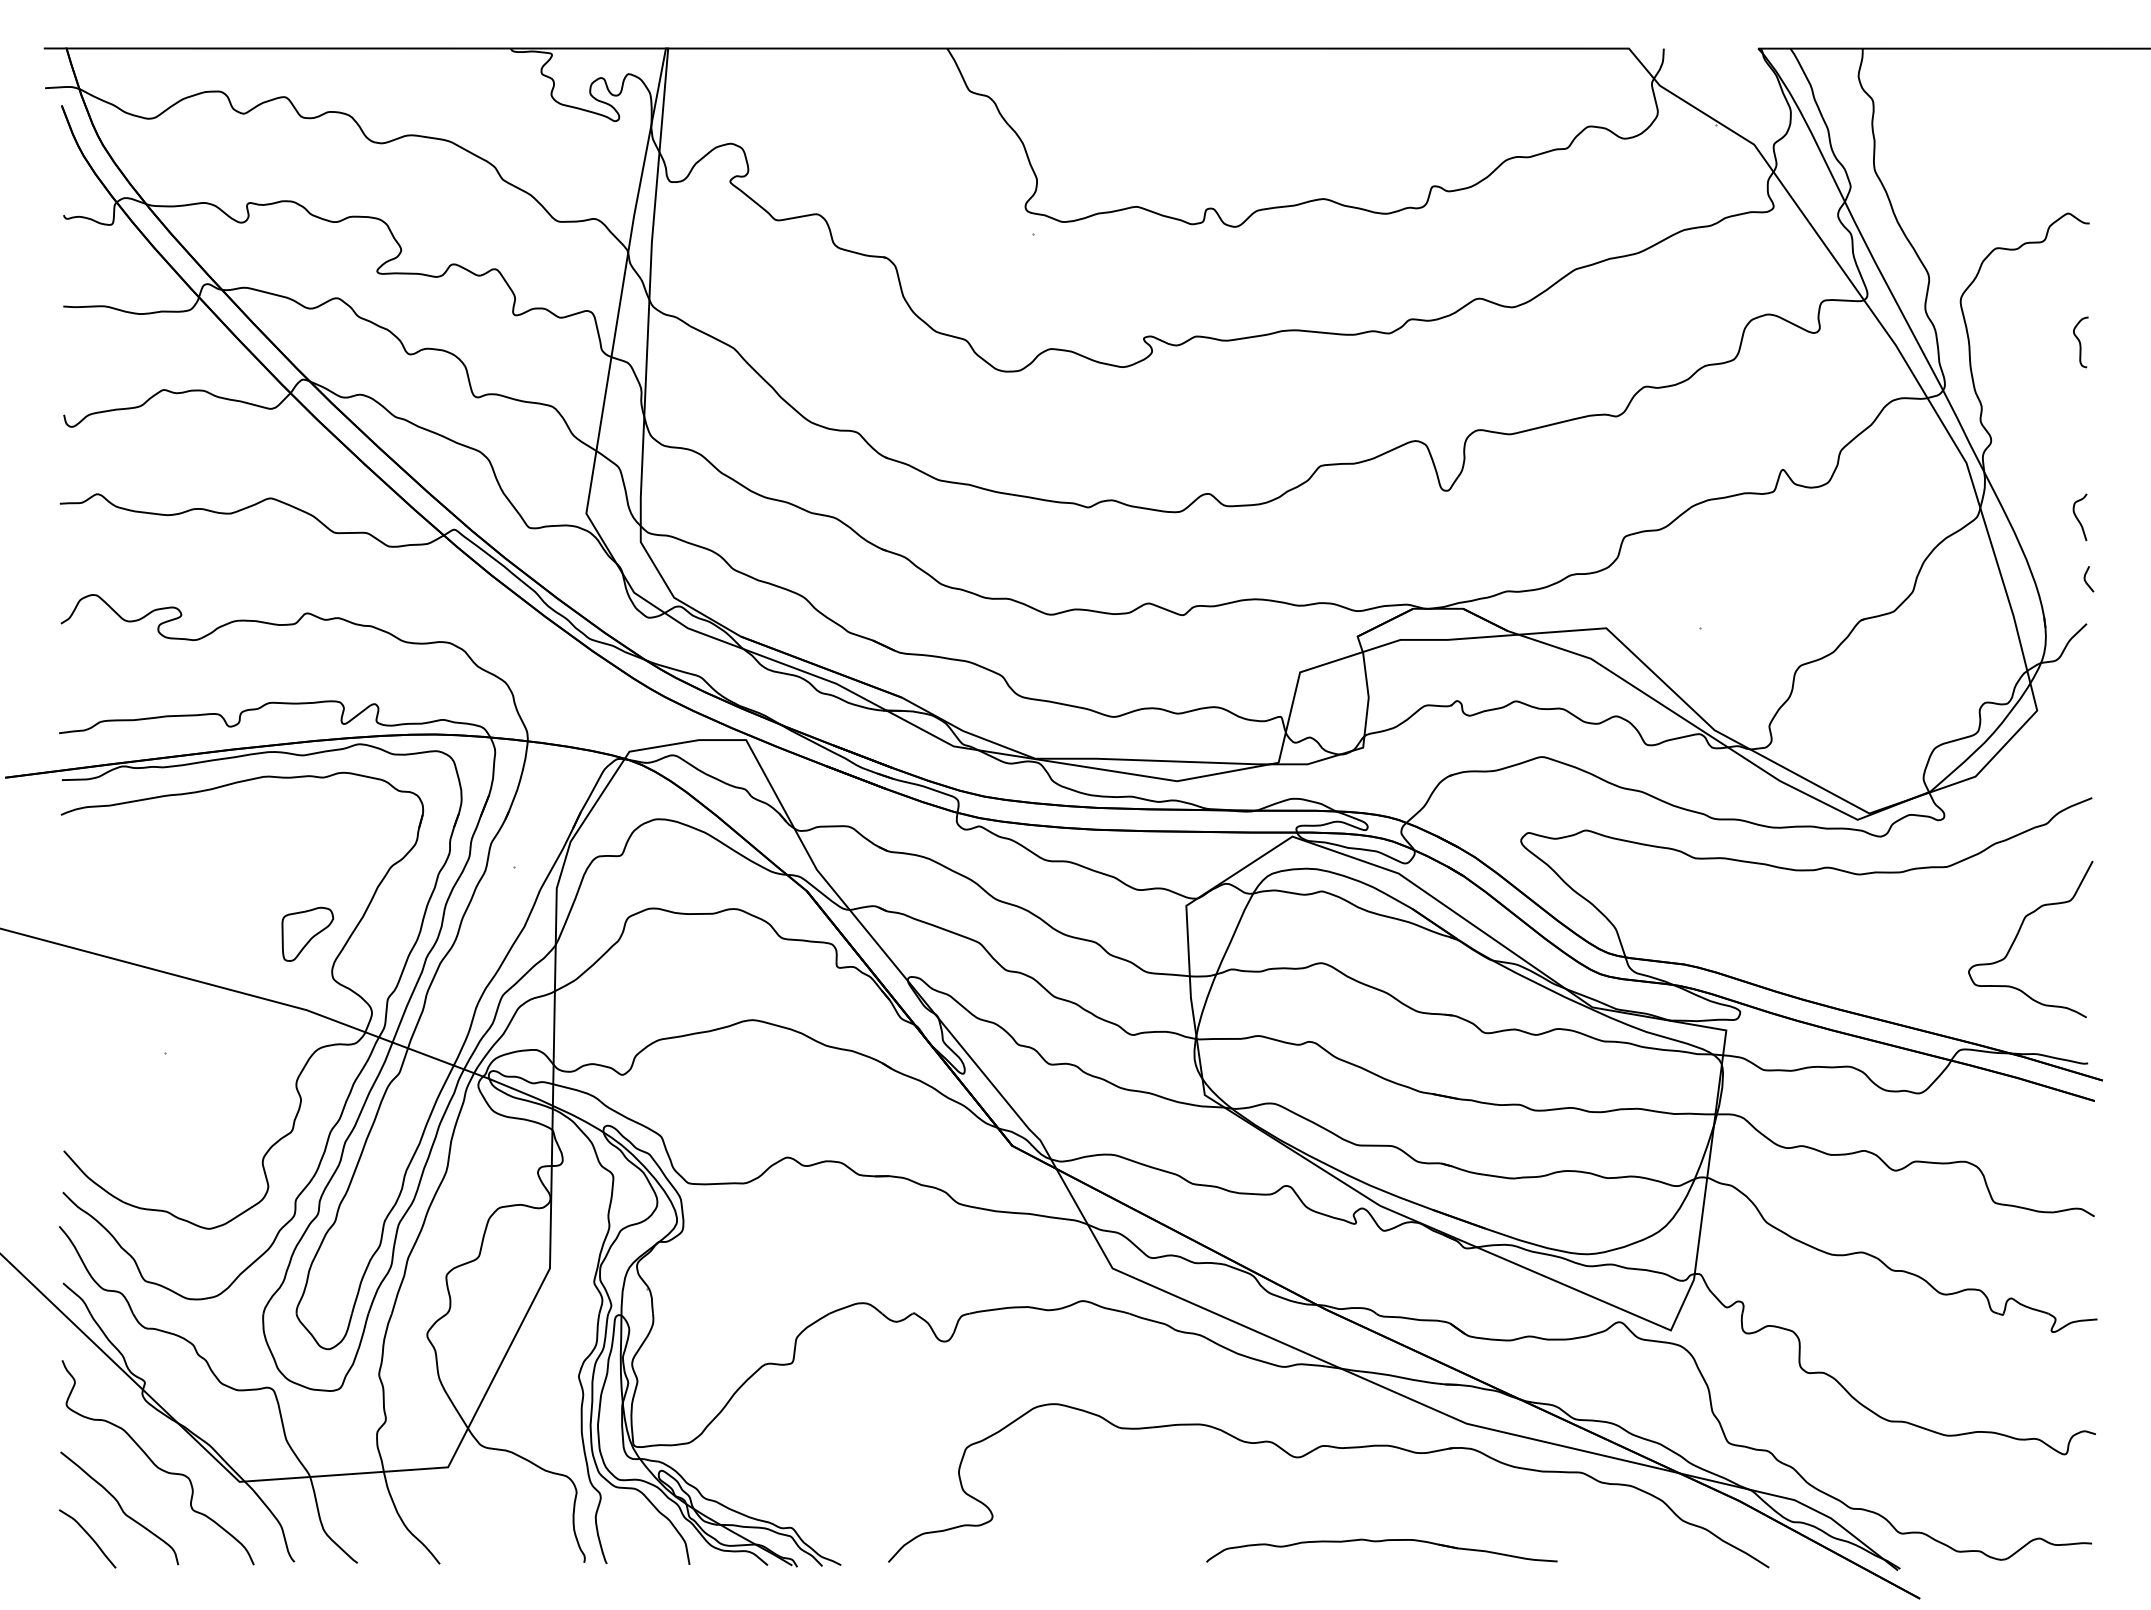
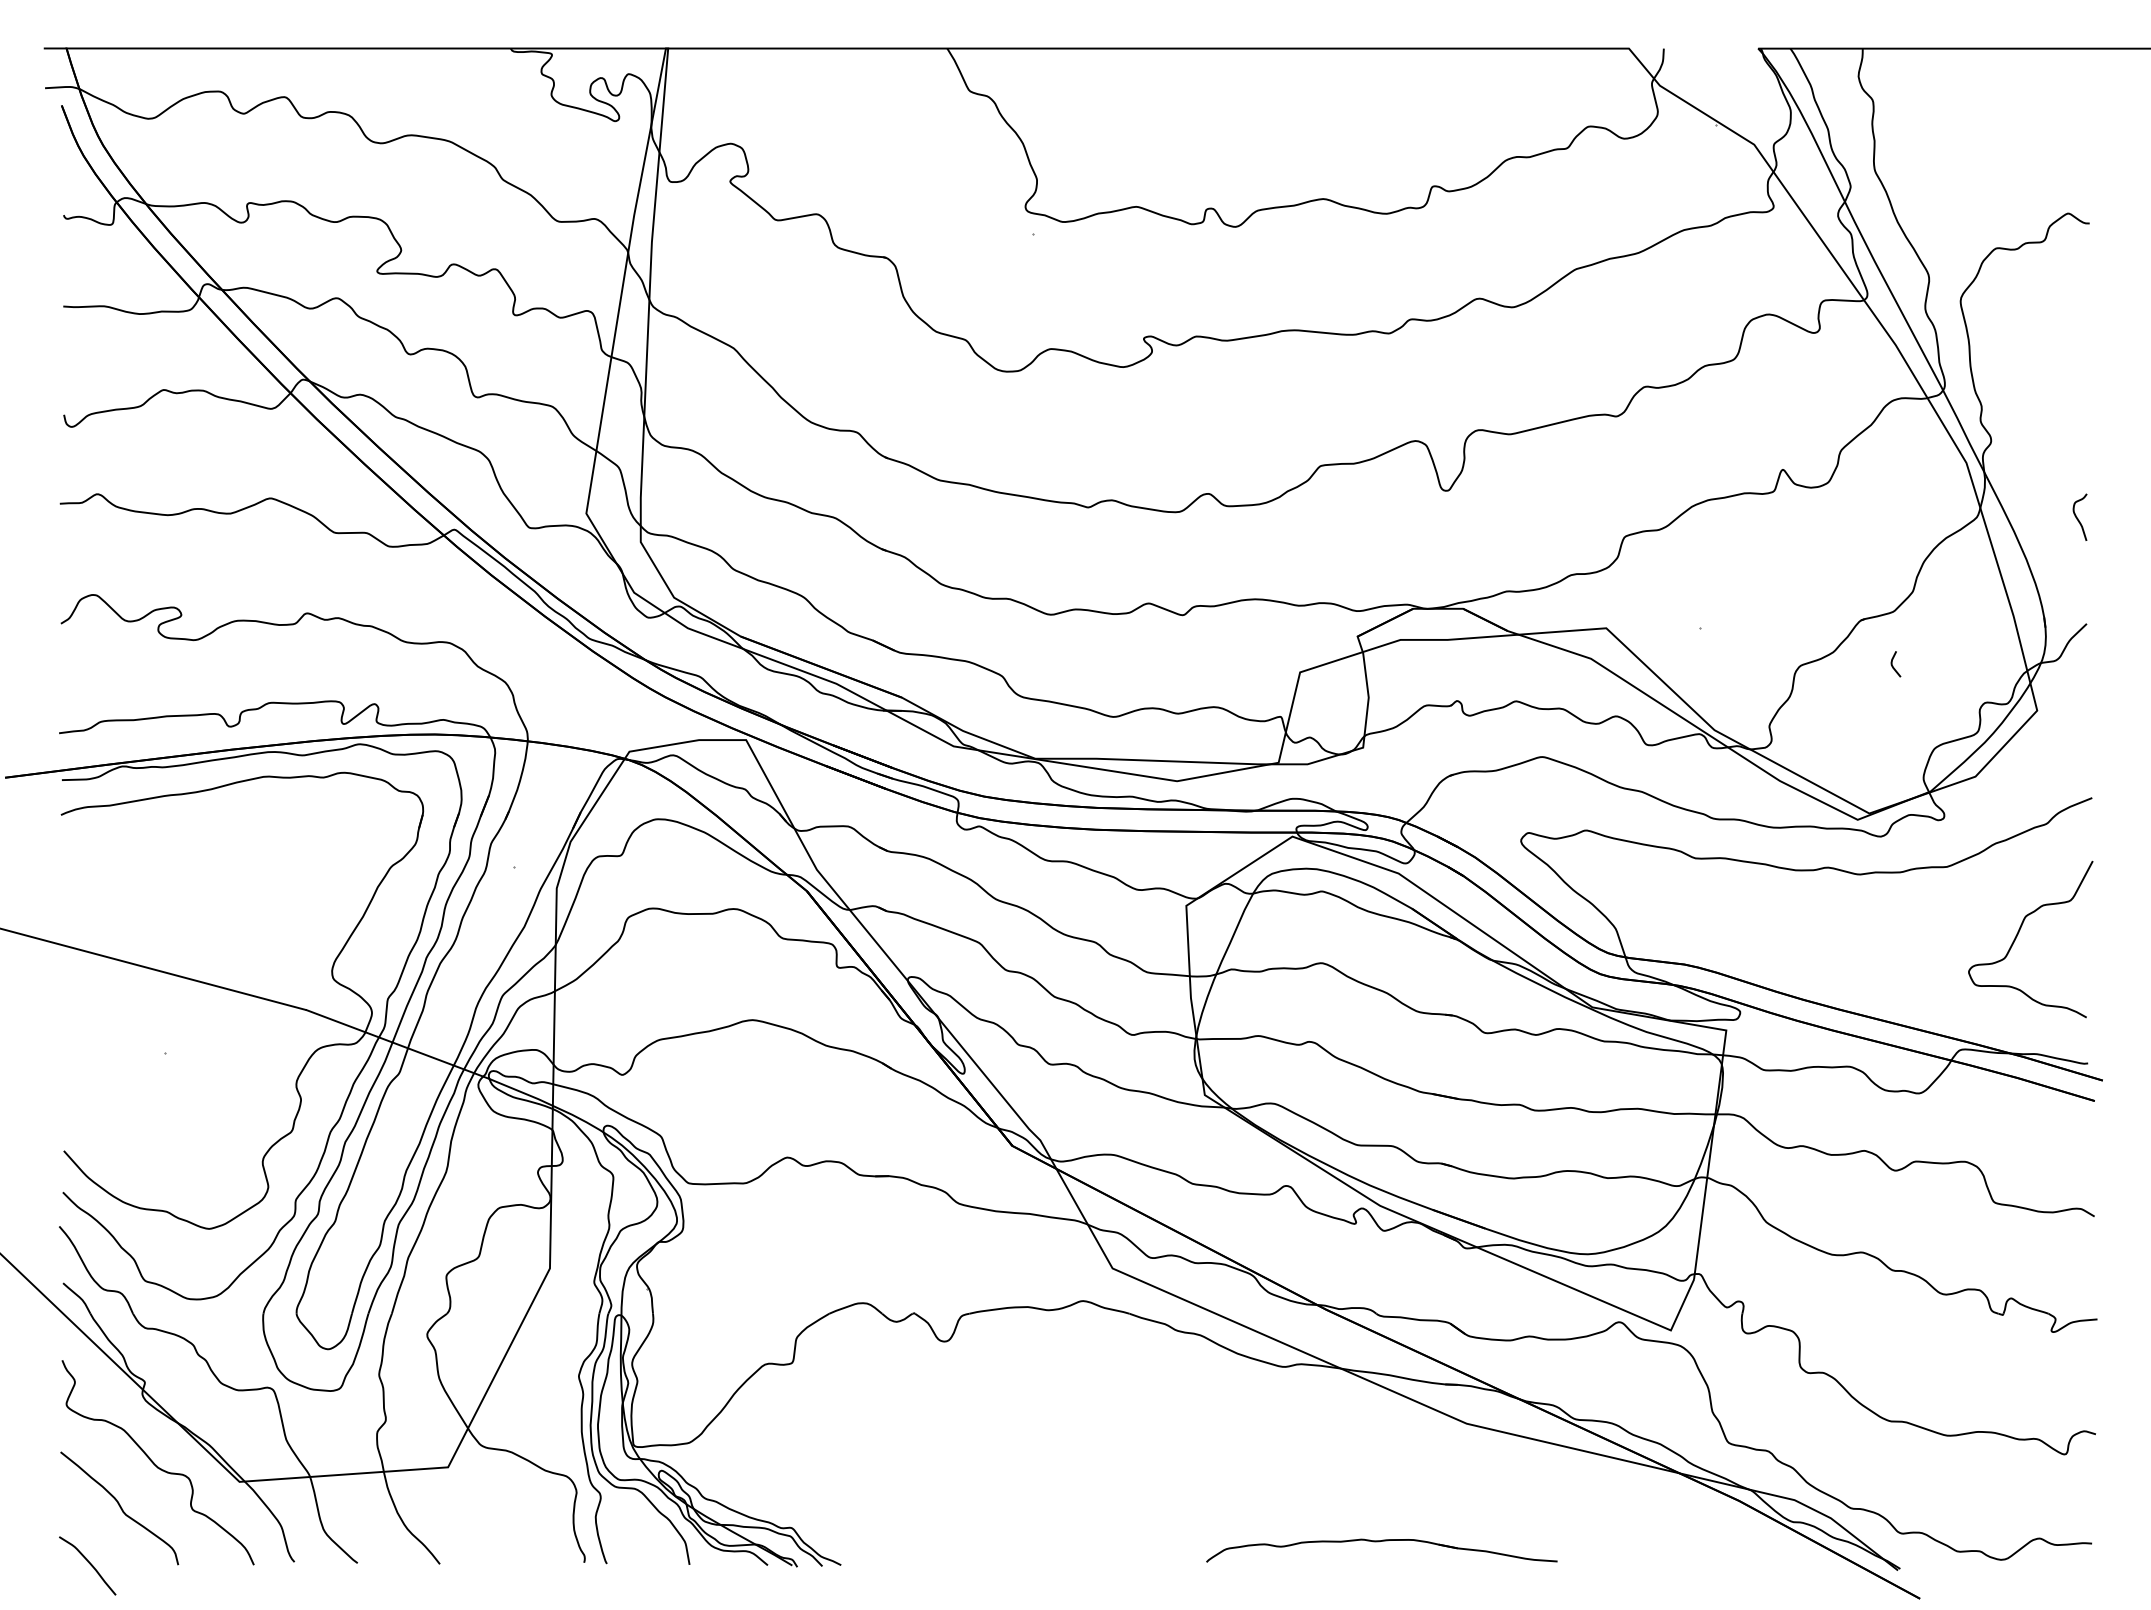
curve: present -> none (2080, 342)
curve position: (2086, 580) -> (1893, 665) (1893, 665)
part: present -> none (307, 933)
part: present -> none (1310, 1453)
curve position: (88, 1536) -> (88, 1563) (88, 1563)
